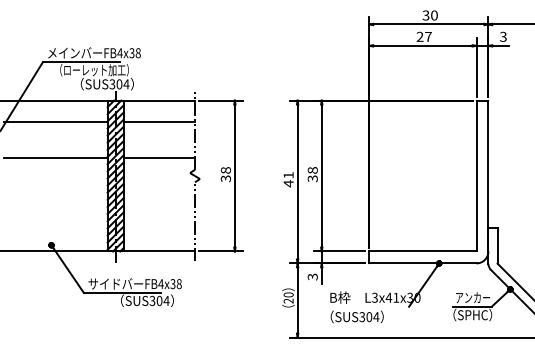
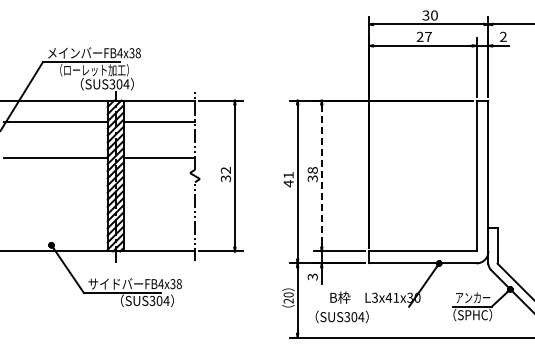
text: 3 -> 2 (503, 36)
text: 38 -> 32 (225, 170)
line: solid -> dashed (321, 176)
text position: (356, 316) -> (341, 316) (341, 316)
